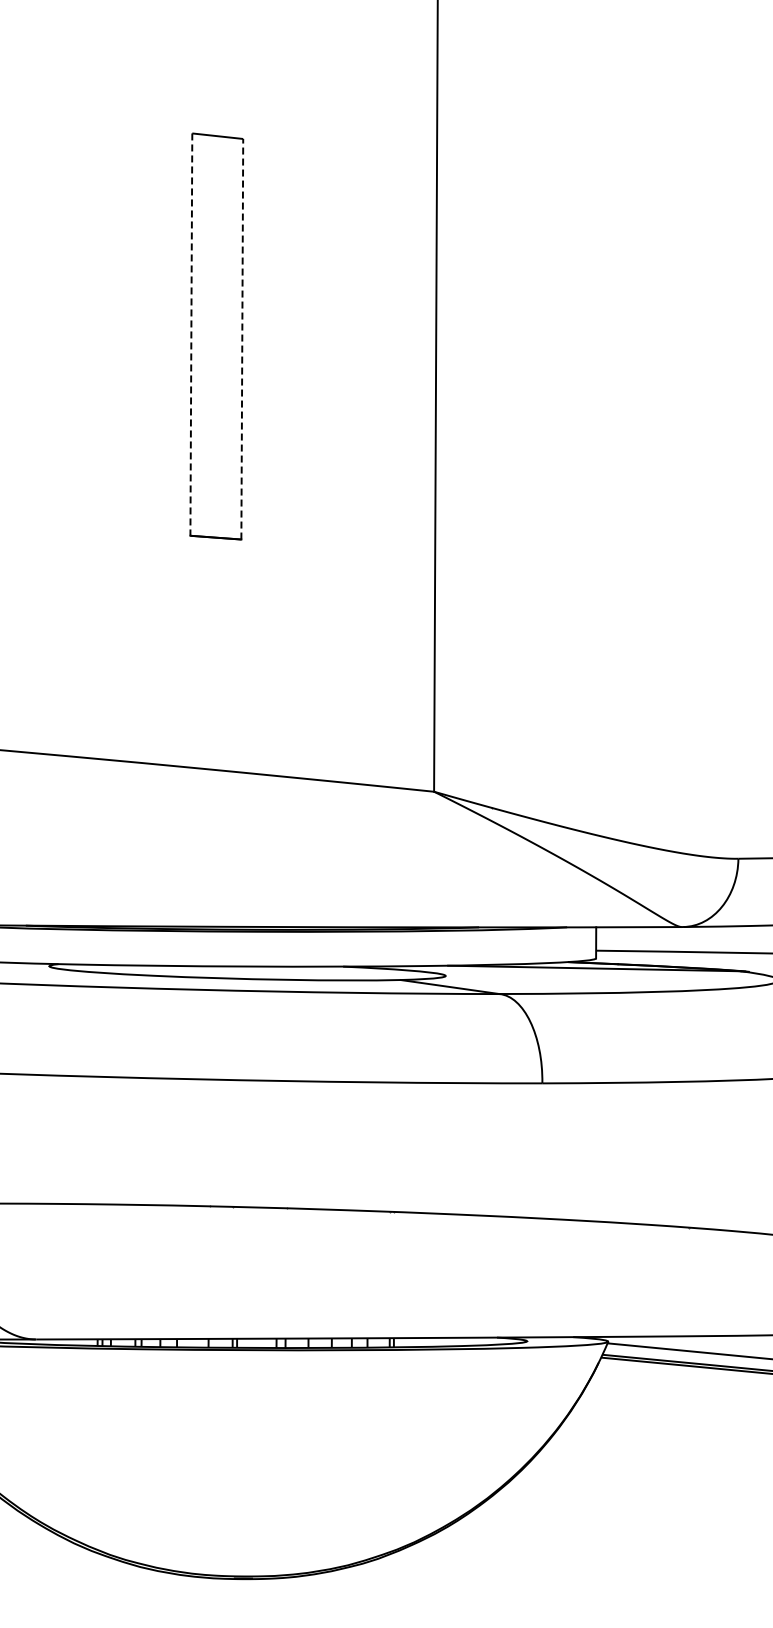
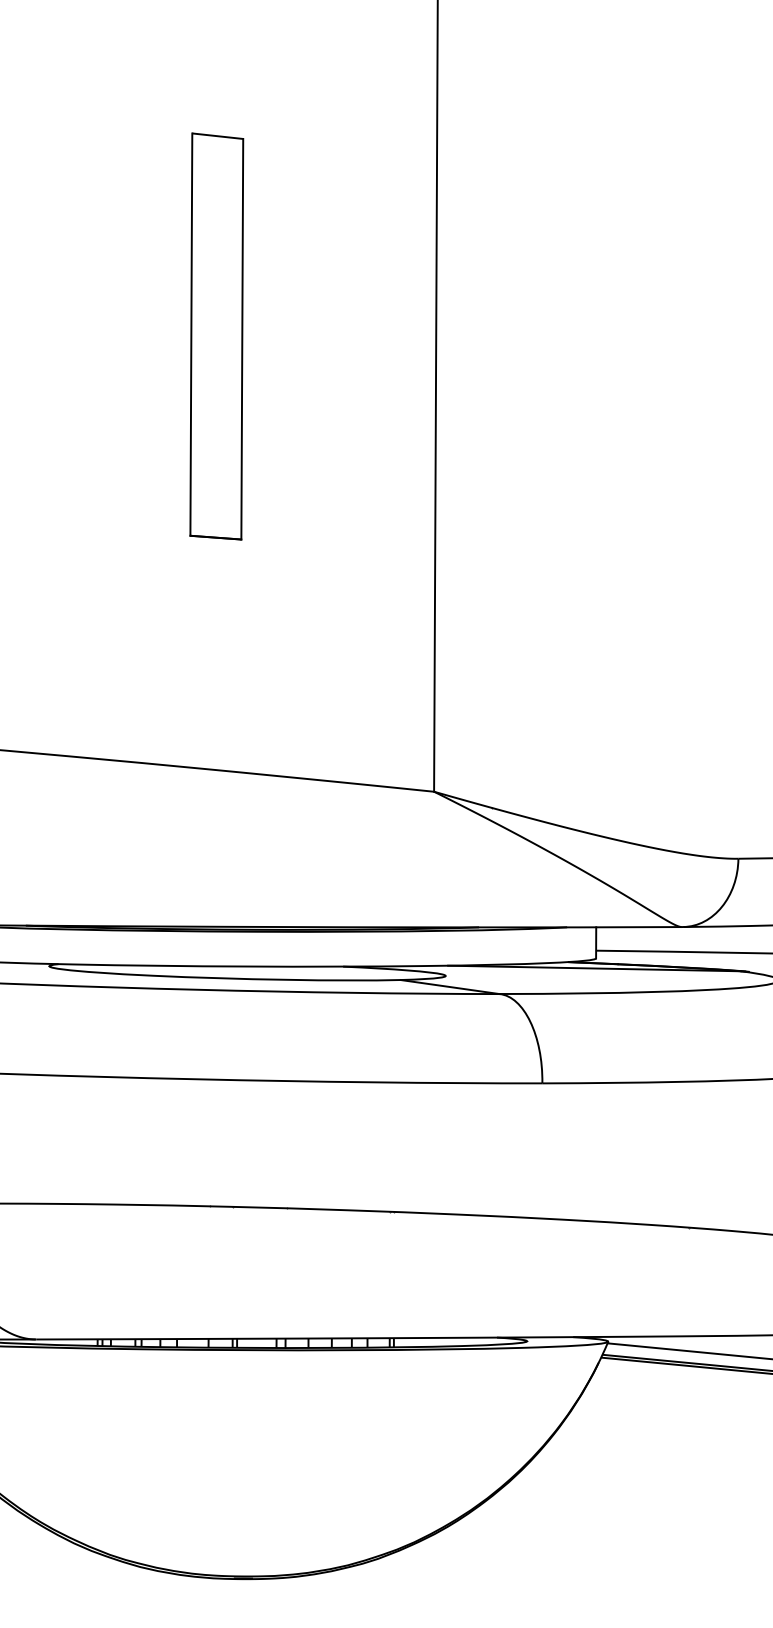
line: dashed -> solid (191, 335)
line: dashed -> solid (242, 338)
